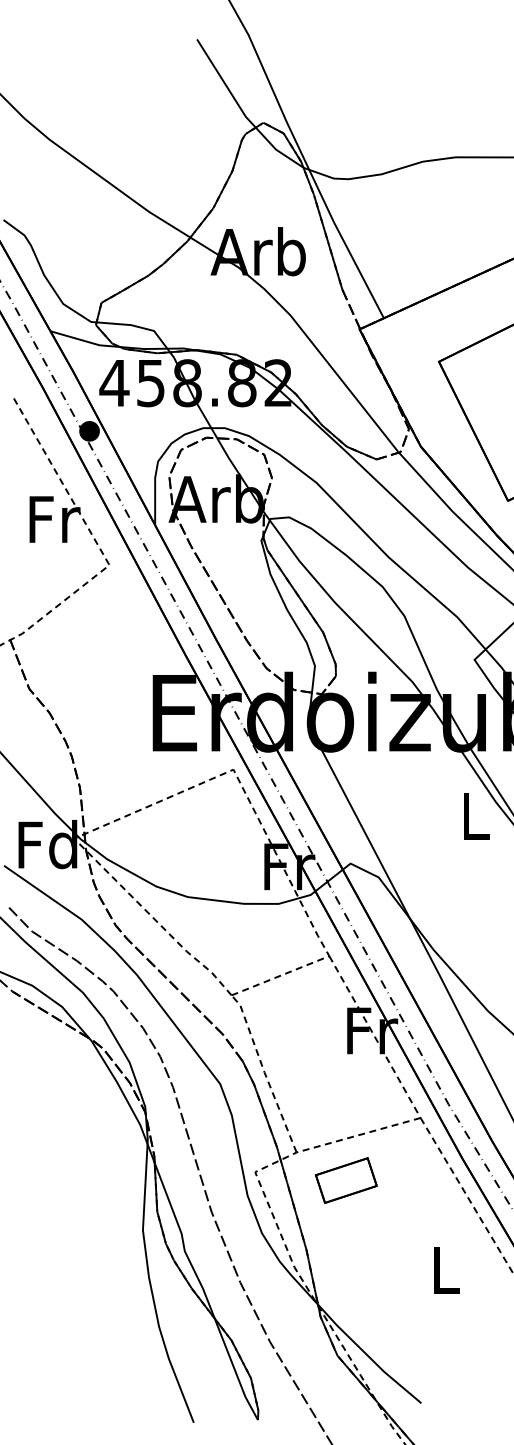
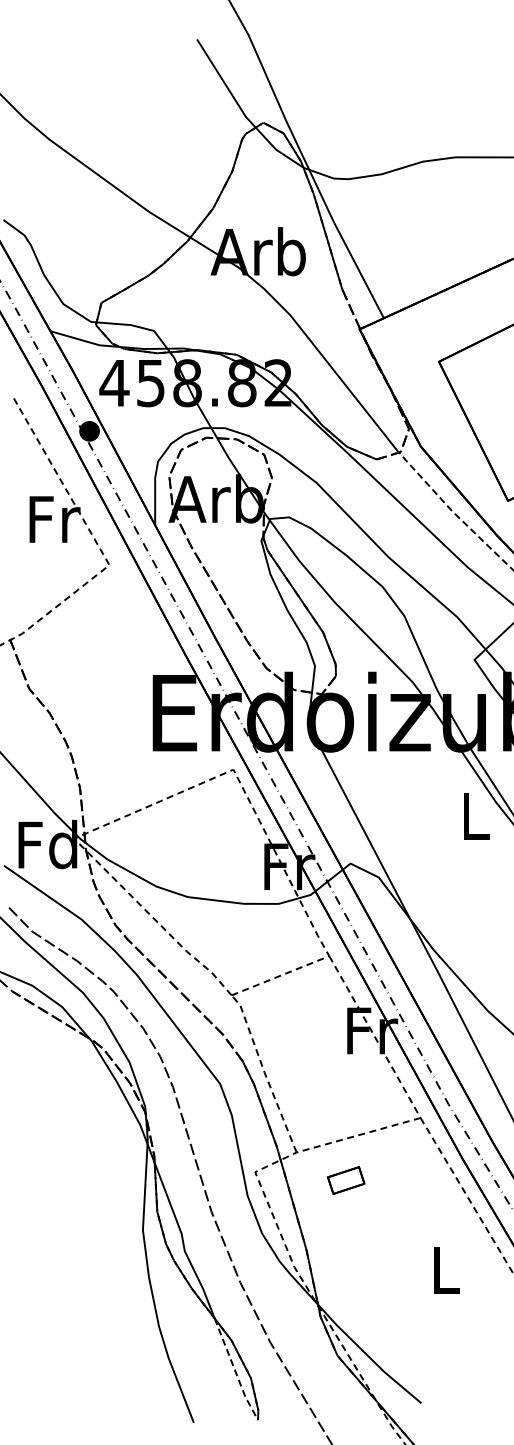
line: solid -> dashed (453, 512)
part size: 64x47 px -> 40x29 px (345, 1180)
line: solid -> dashed (235, 1370)
